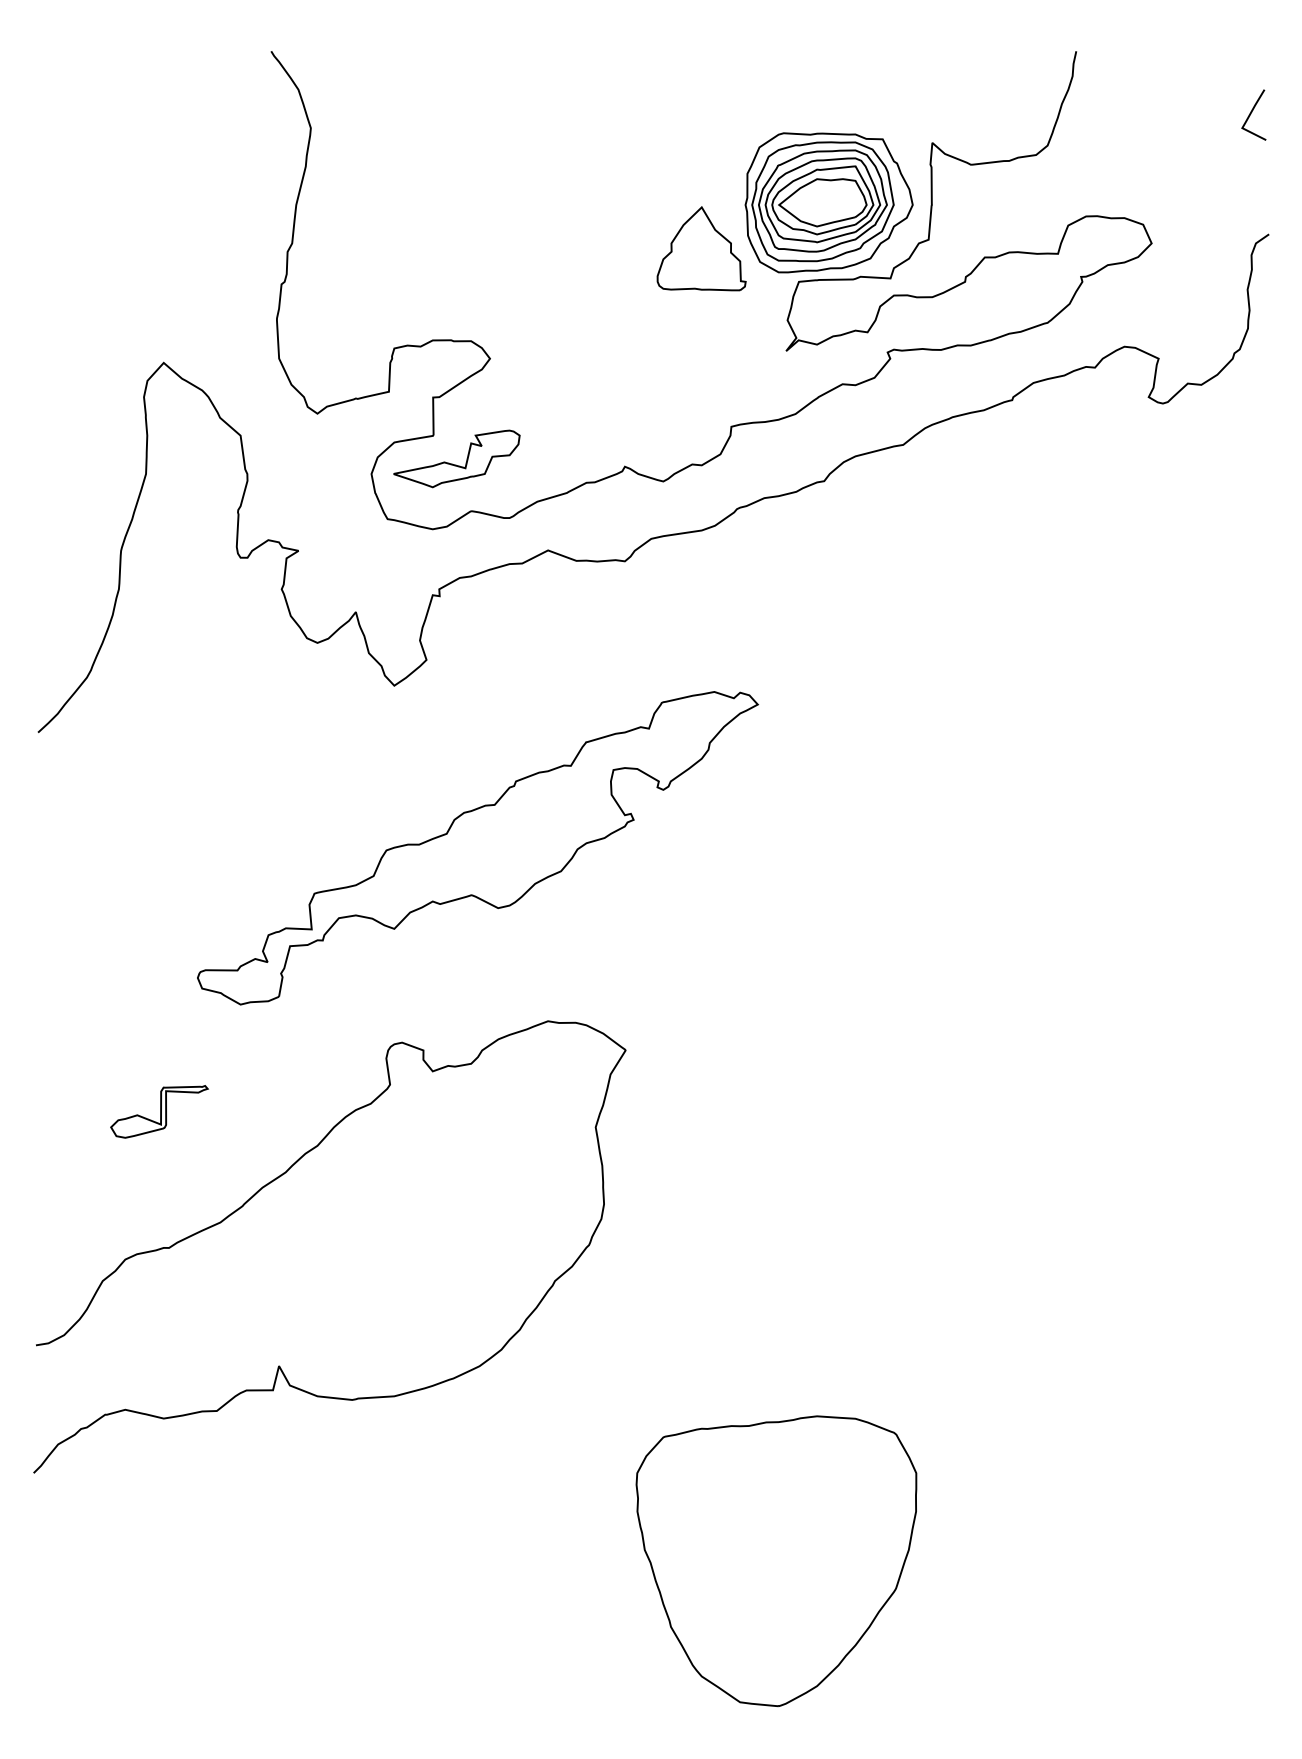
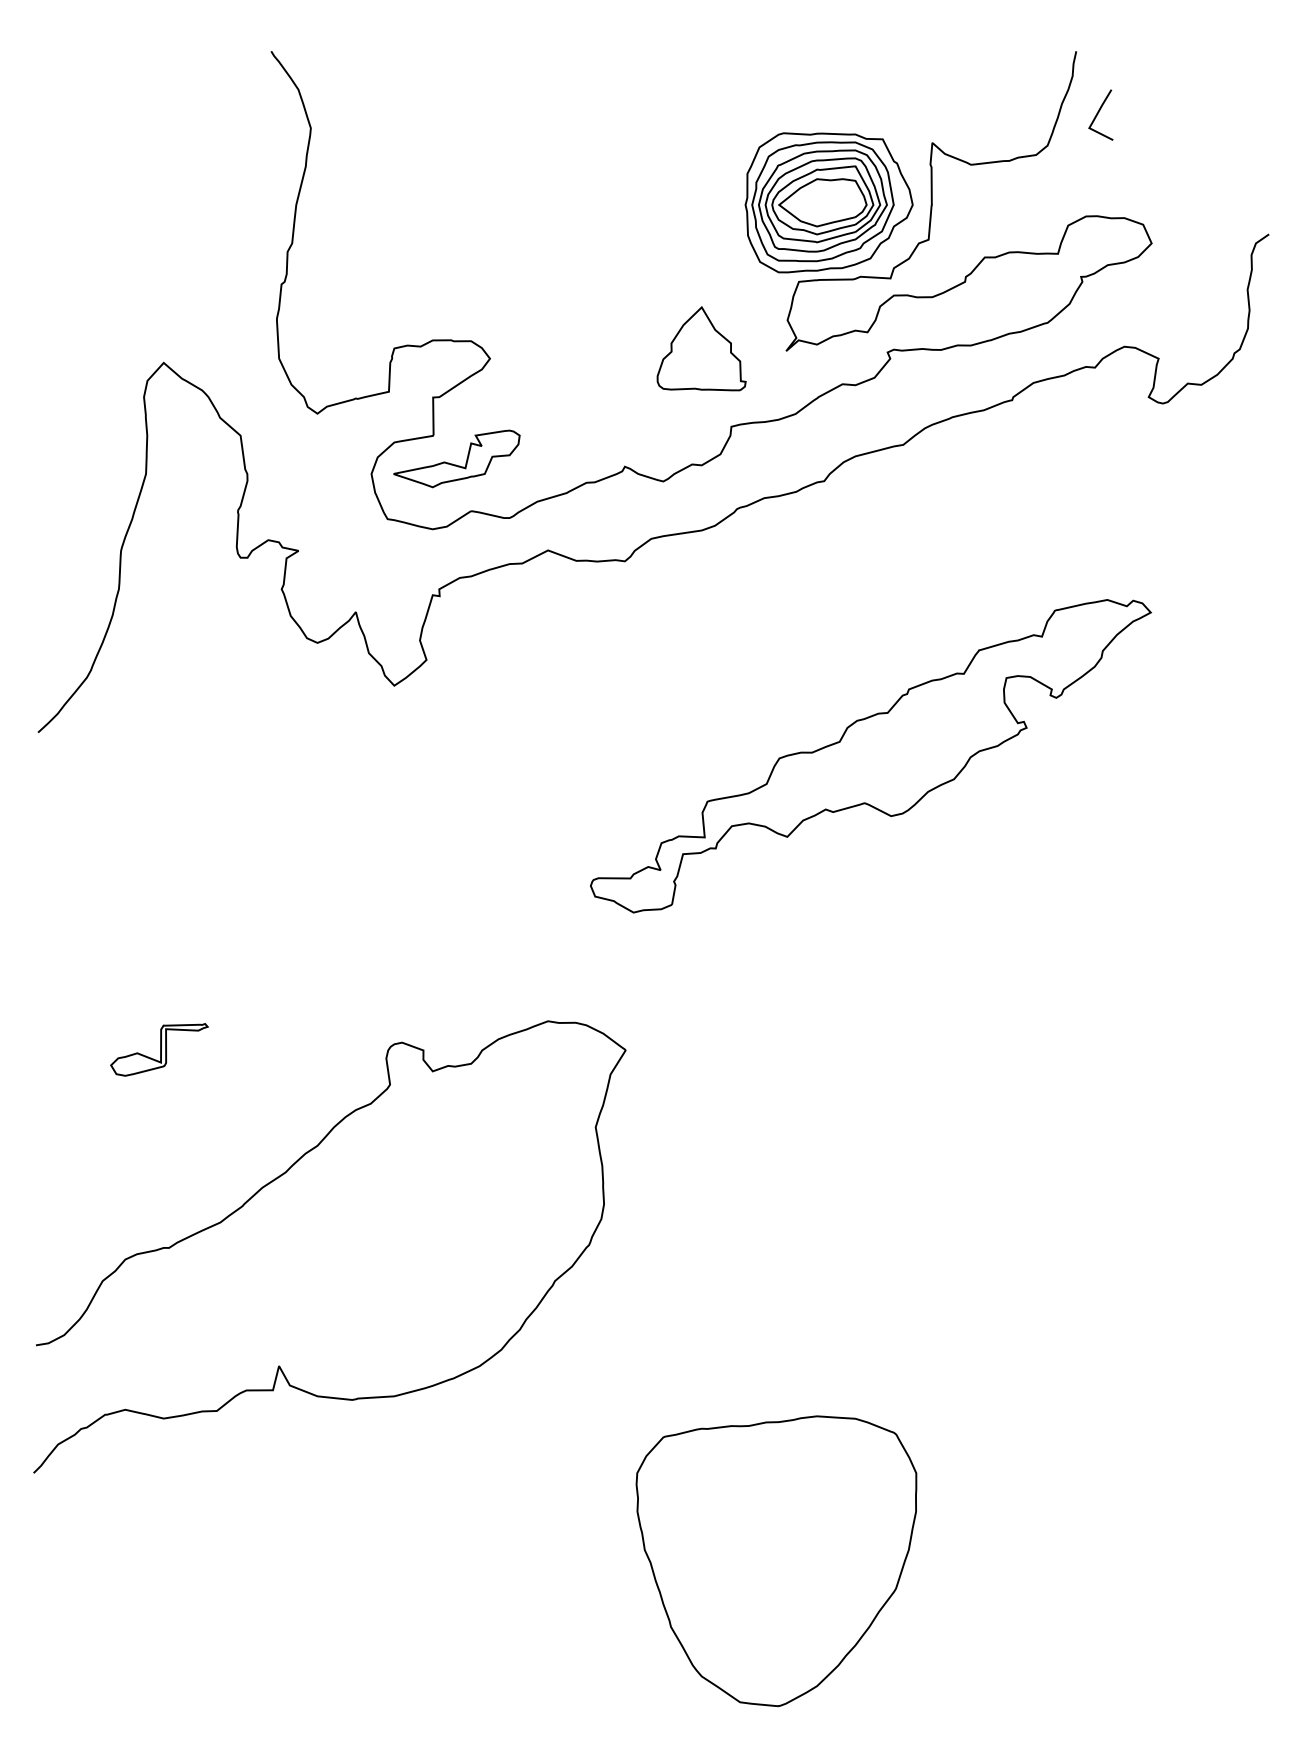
line position: (1251, 114) -> (1098, 114) (1098, 114)
part position: (701, 248) -> (701, 348) (701, 348)
part position: (477, 848) -> (870, 756) (870, 756)
part position: (159, 1111) -> (159, 1049) (159, 1049)
